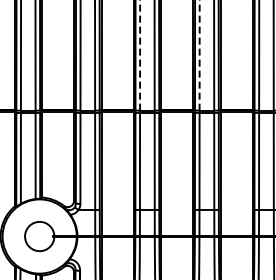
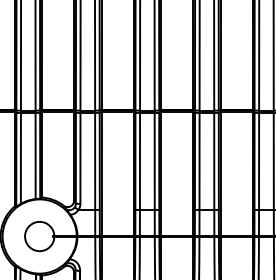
line: dashed -> solid (140, 55)
line: dashed -> solid (199, 55)
